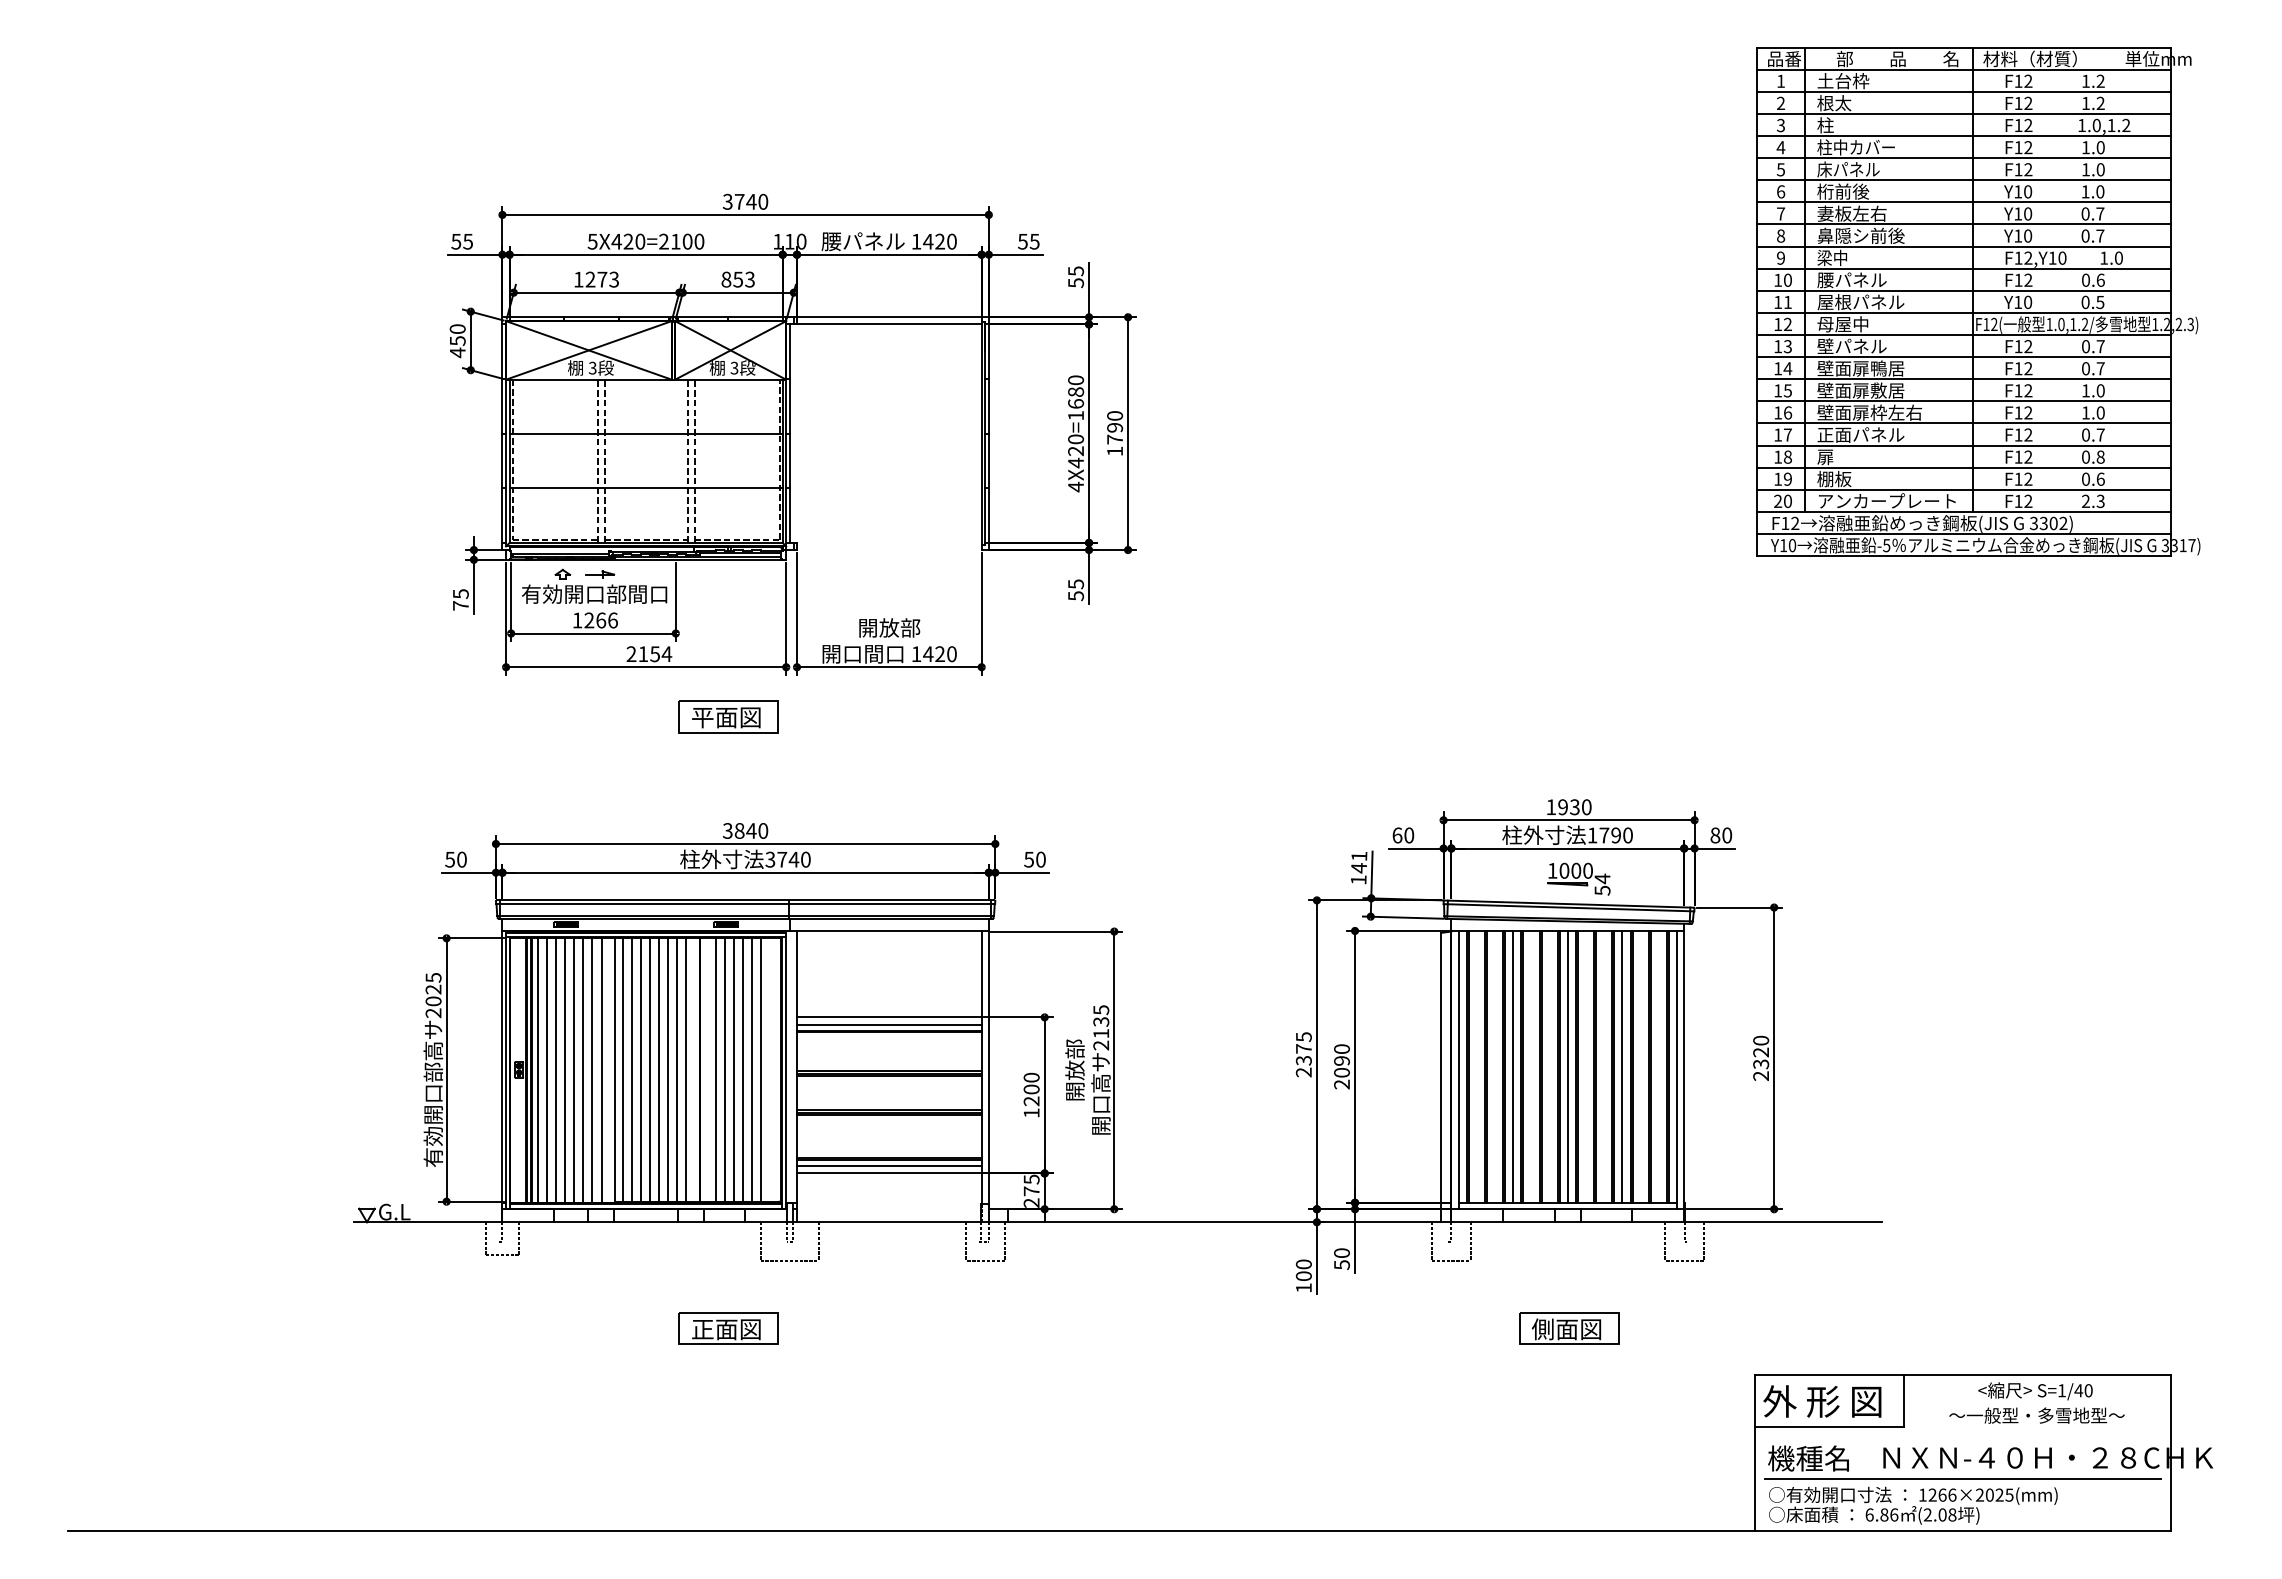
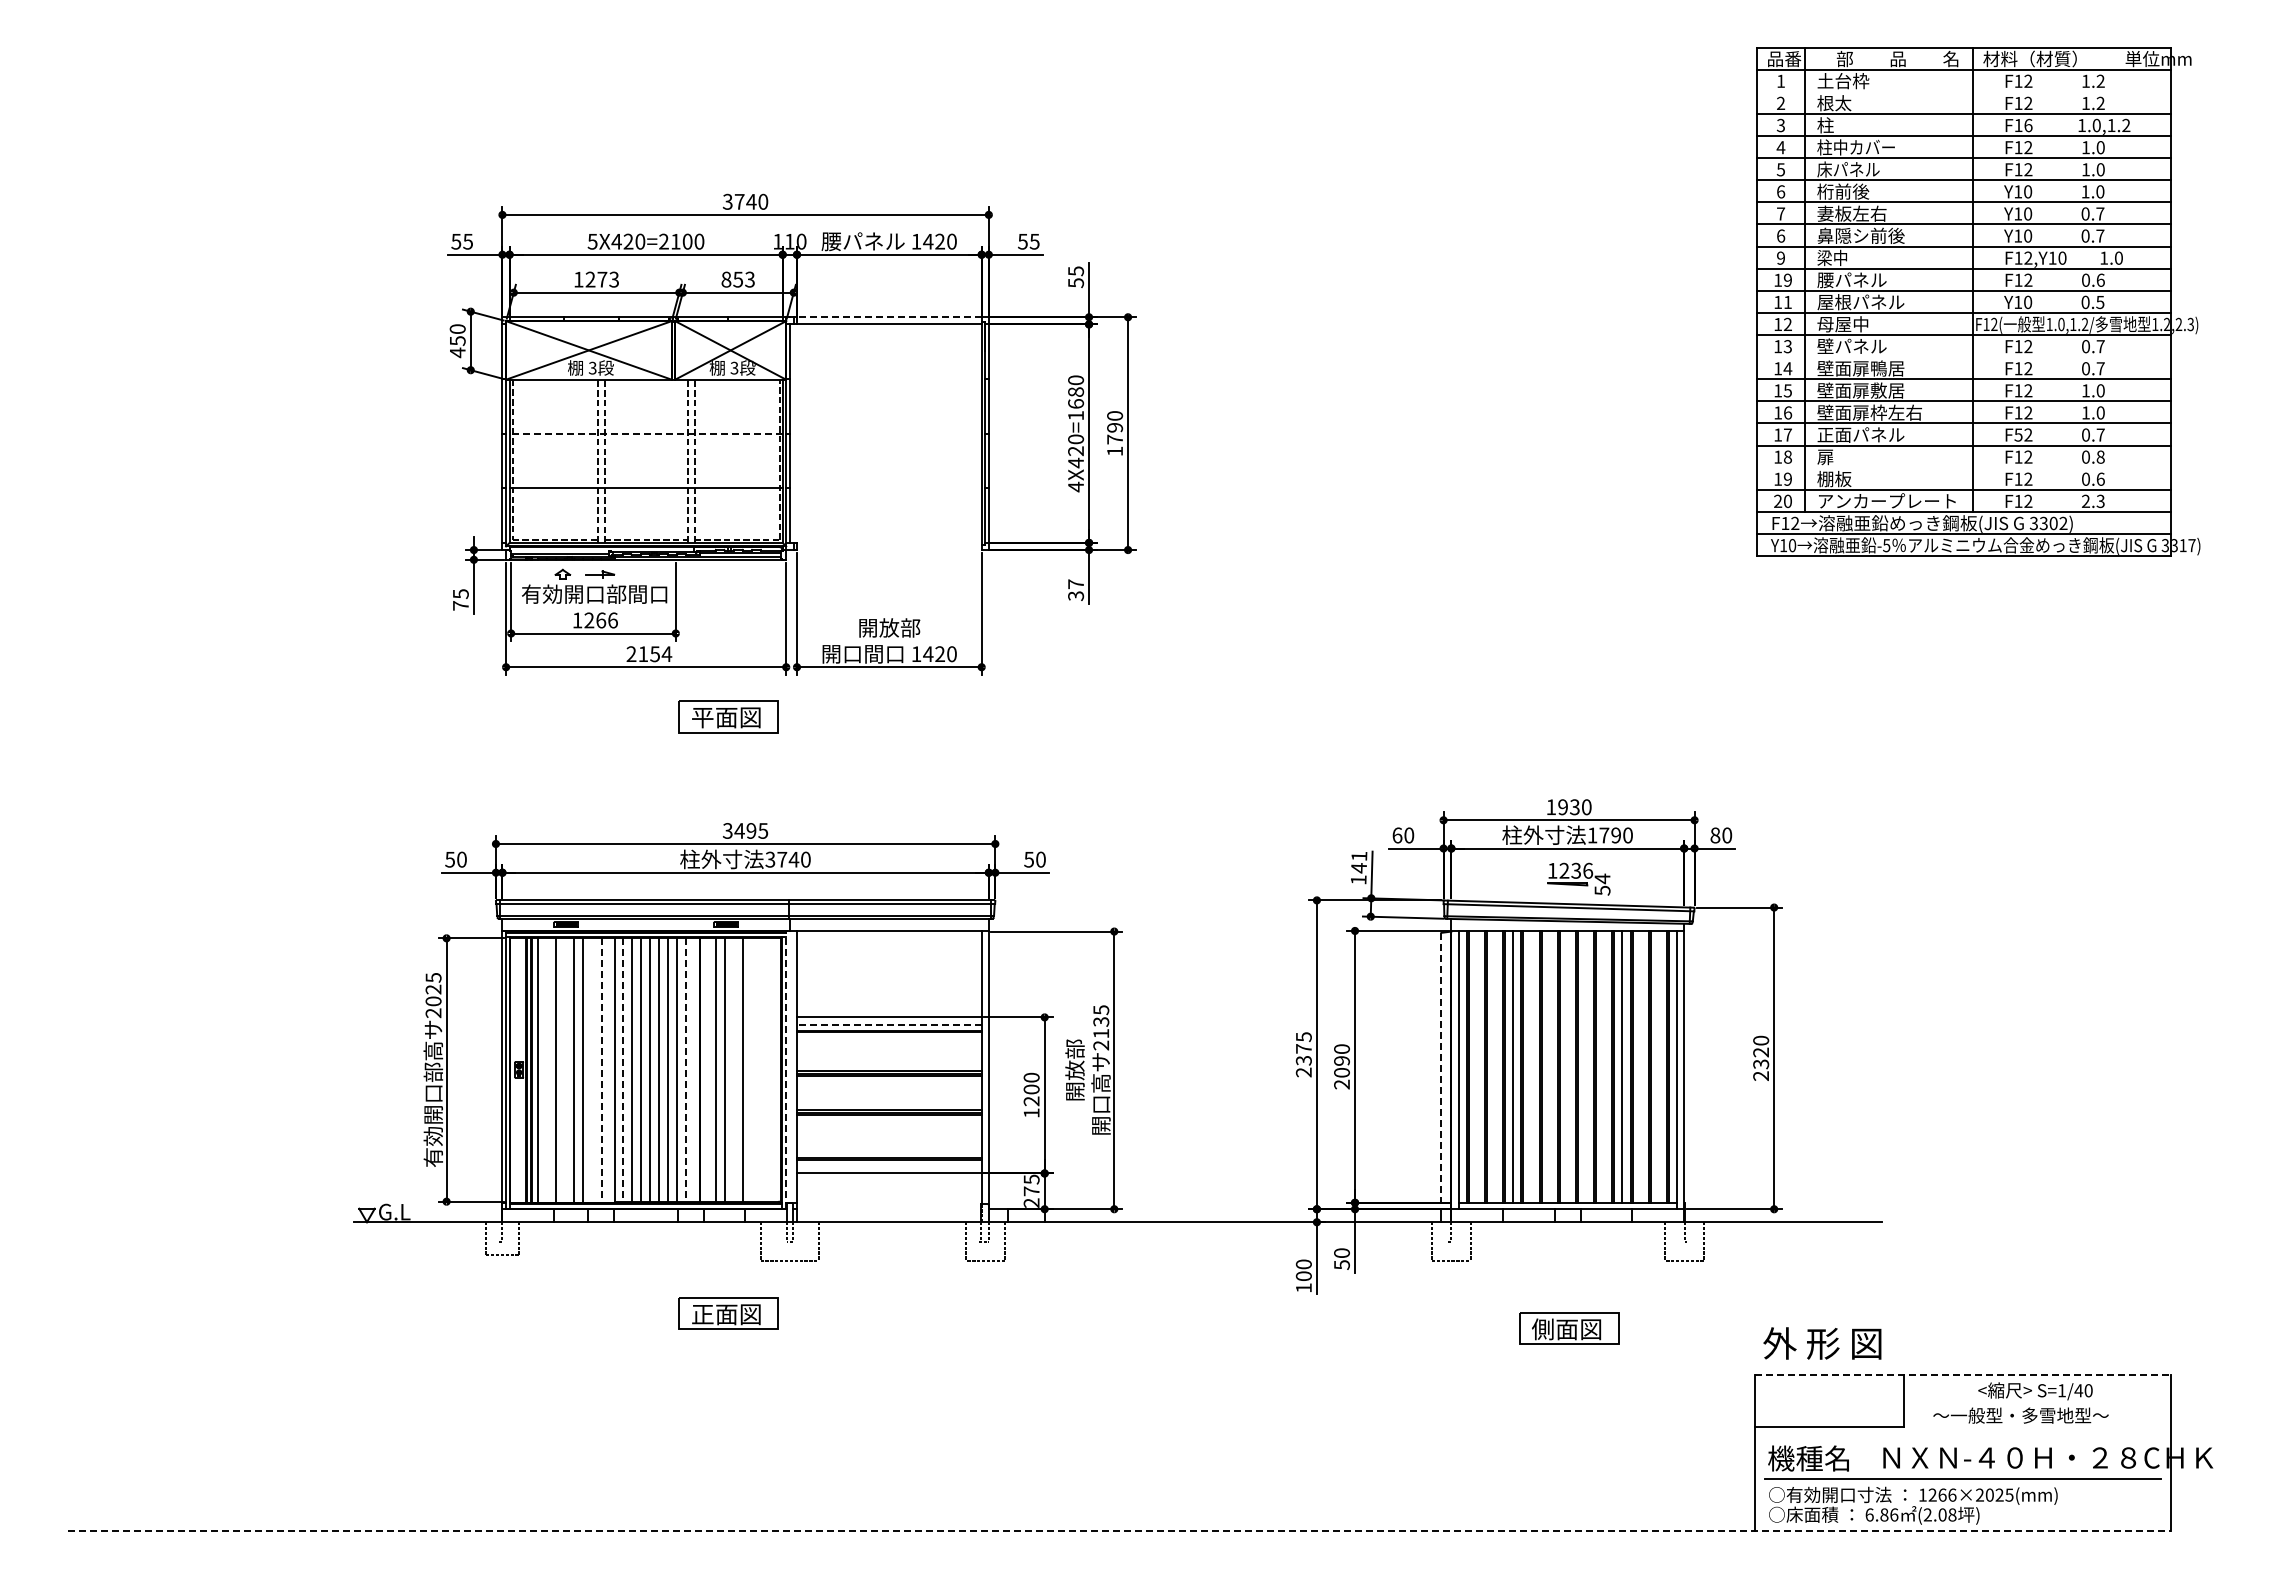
line: present -> none (1963, 91)
text: F12 -> F16 (2028, 125)
text: 8 -> 6 (1781, 235)
text: 10 -> 19 (1787, 279)
line: solid -> dashed (888, 317)
line: present -> none (1963, 357)
line: solid -> dashed (646, 433)
text: F12 -> F52 (2018, 434)
line: present -> none (1963, 467)
text: 55 -> 37 (1076, 589)
text: 3840 -> 3495 (751, 830)
text: 1000 -> 1236 (1576, 870)
line: solid -> dashed (888, 1024)
line: present -> none (1567, 1066)
line: present -> none (733, 1069)
line: present -> none (751, 1069)
line: present -> none (761, 1069)
line: present -> none (546, 1070)
line: present -> none (565, 1070)
line: present -> none (592, 1070)
line: solid -> dashed (622, 1070)
line: solid -> dashed (686, 1070)
line: solid -> dashed (786, 1070)
line: solid -> dashed (601, 1071)
line: solid -> dashed (1441, 1071)
line: present -> none (889, 1165)
part position: (728, 1328) -> (728, 1313) (728, 1313)
line: solid -> dashed (1963, 1375)
text position: (1822, 1401) -> (1822, 1343) (1822, 1343)
text position: (2036, 1415) -> (2020, 1415) (2020, 1415)
line: solid -> dashed (1120, 1531)
